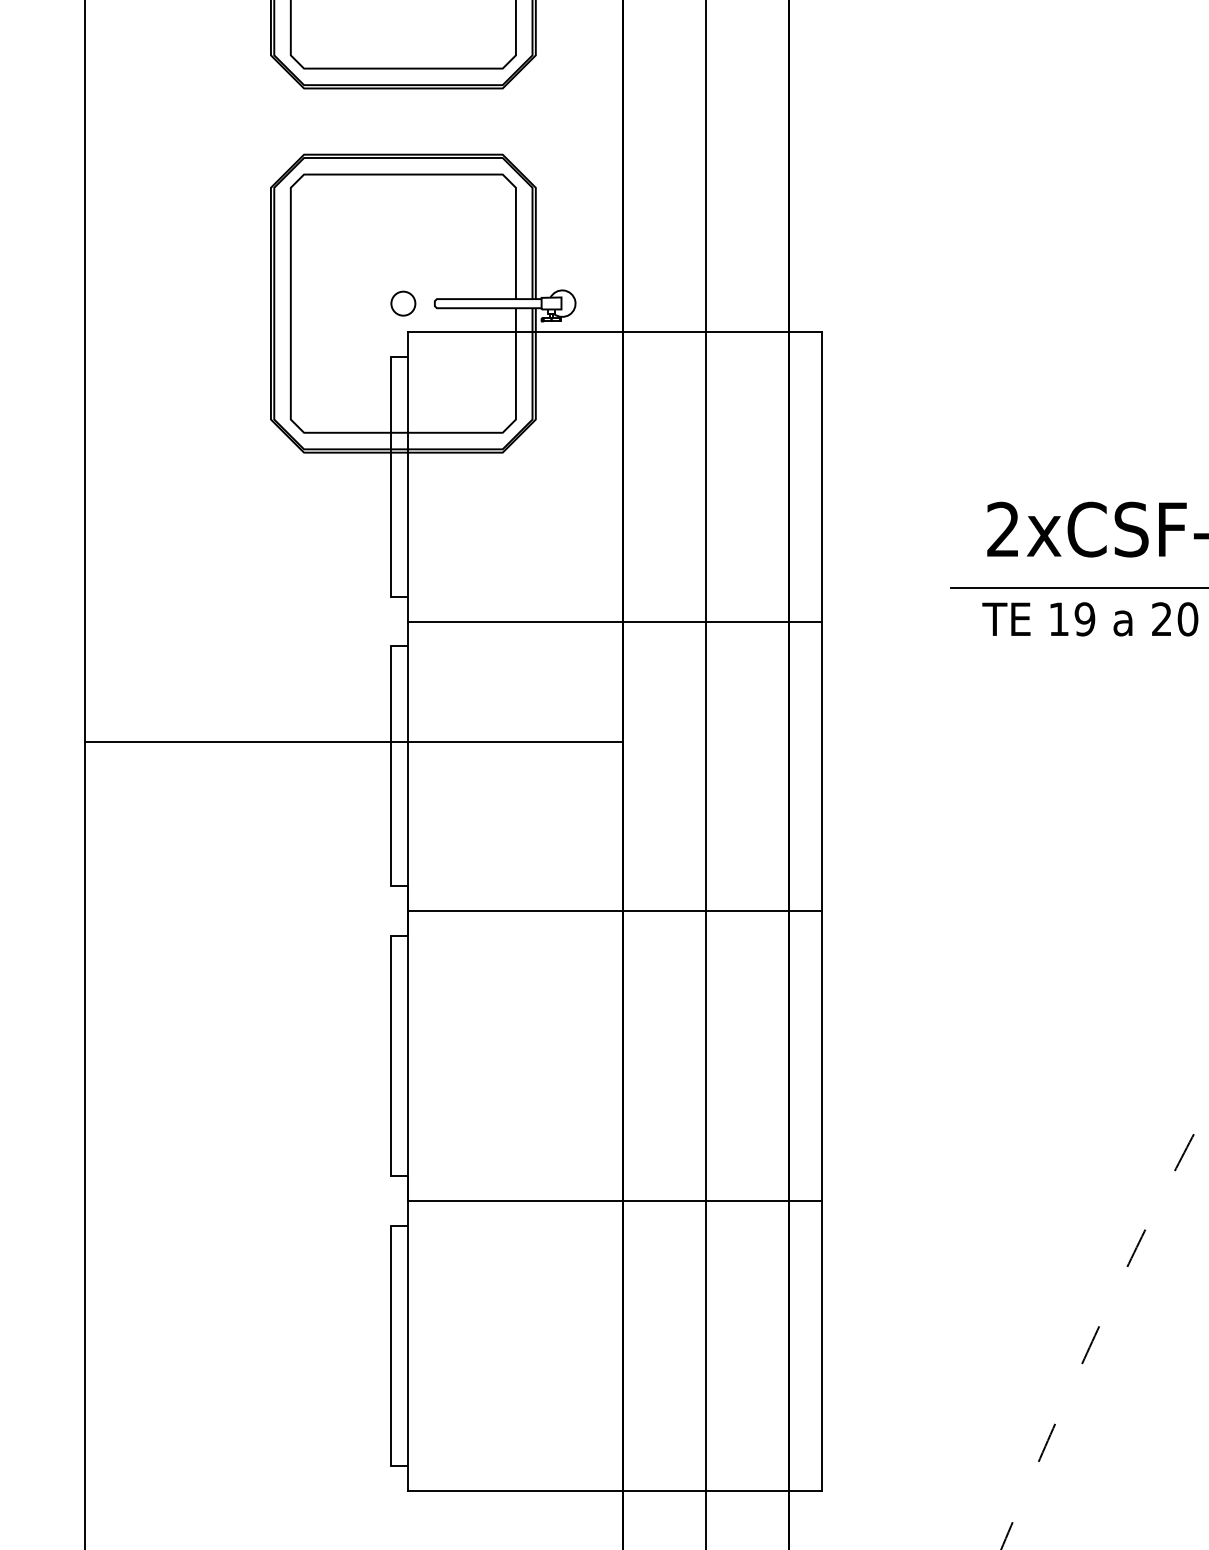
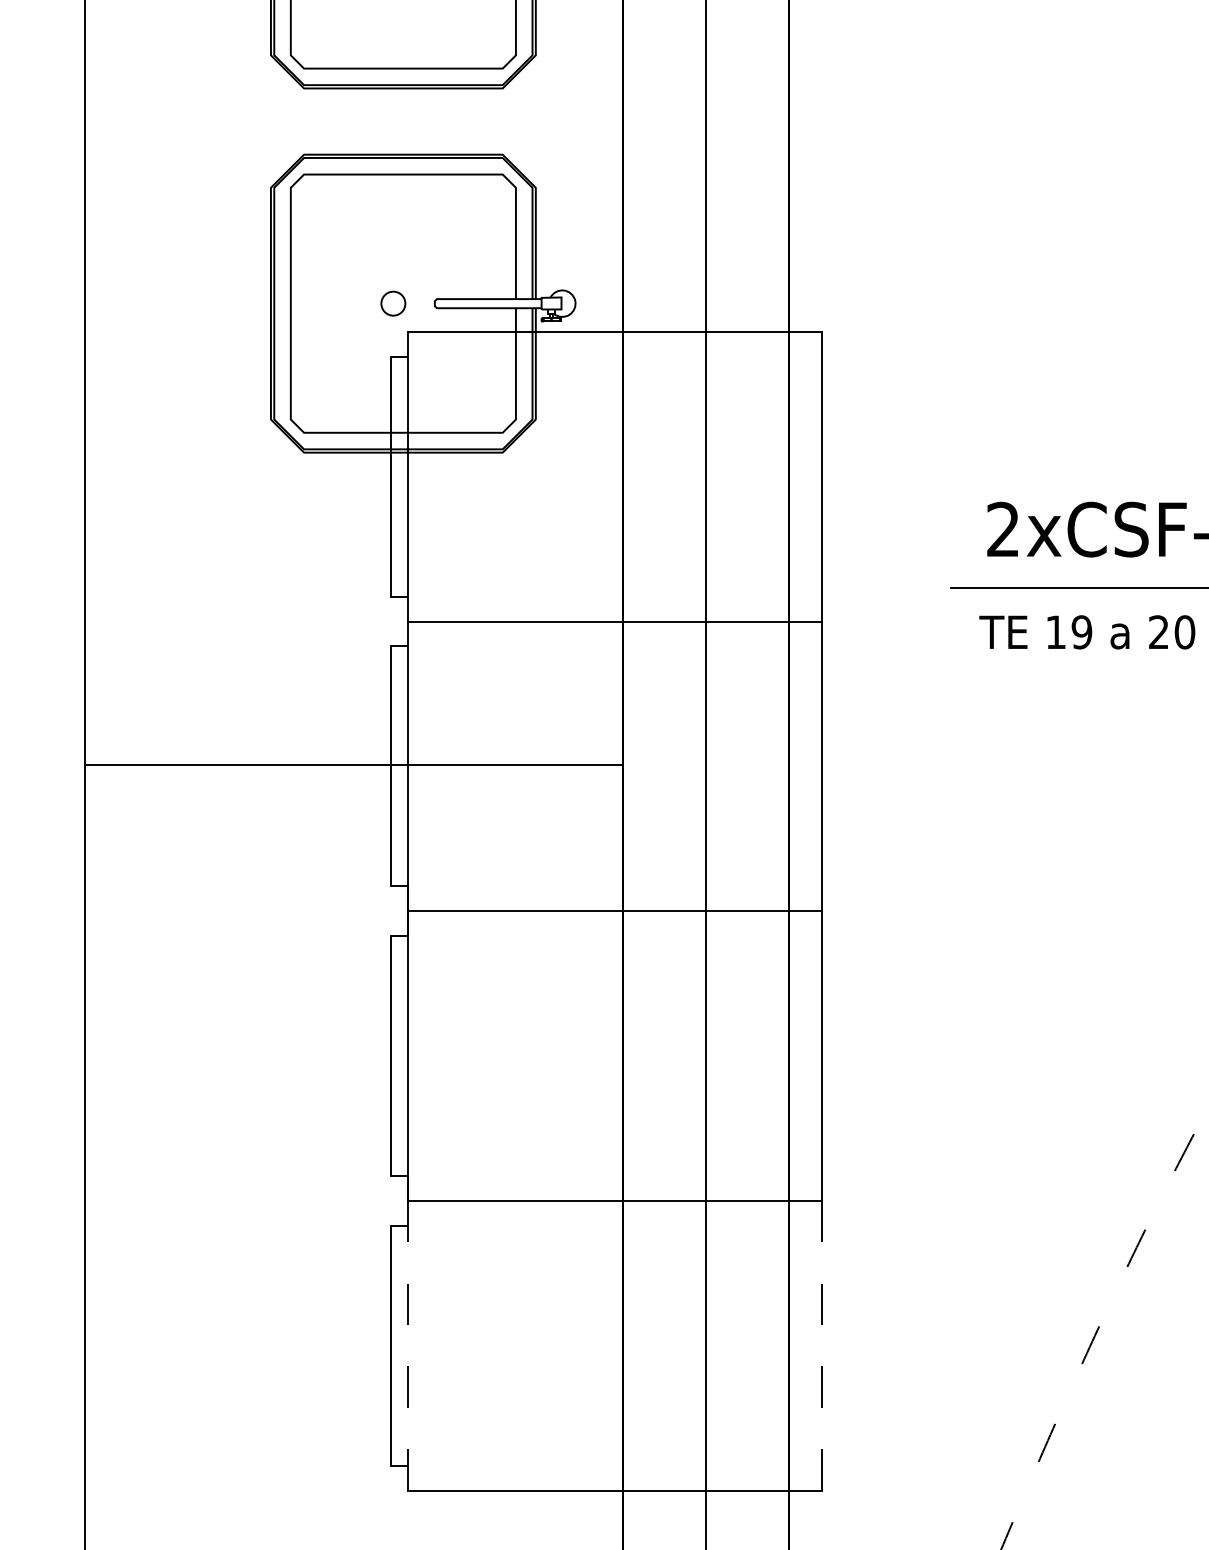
circle position: (403, 303) -> (393, 303) (393, 303)
text position: (1090, 619) -> (1087, 632) (1087, 632)
line position: (354, 742) -> (354, 765) (354, 765)
line: solid -> dashed (407, 1345)
line: solid -> dashed (821, 1345)
